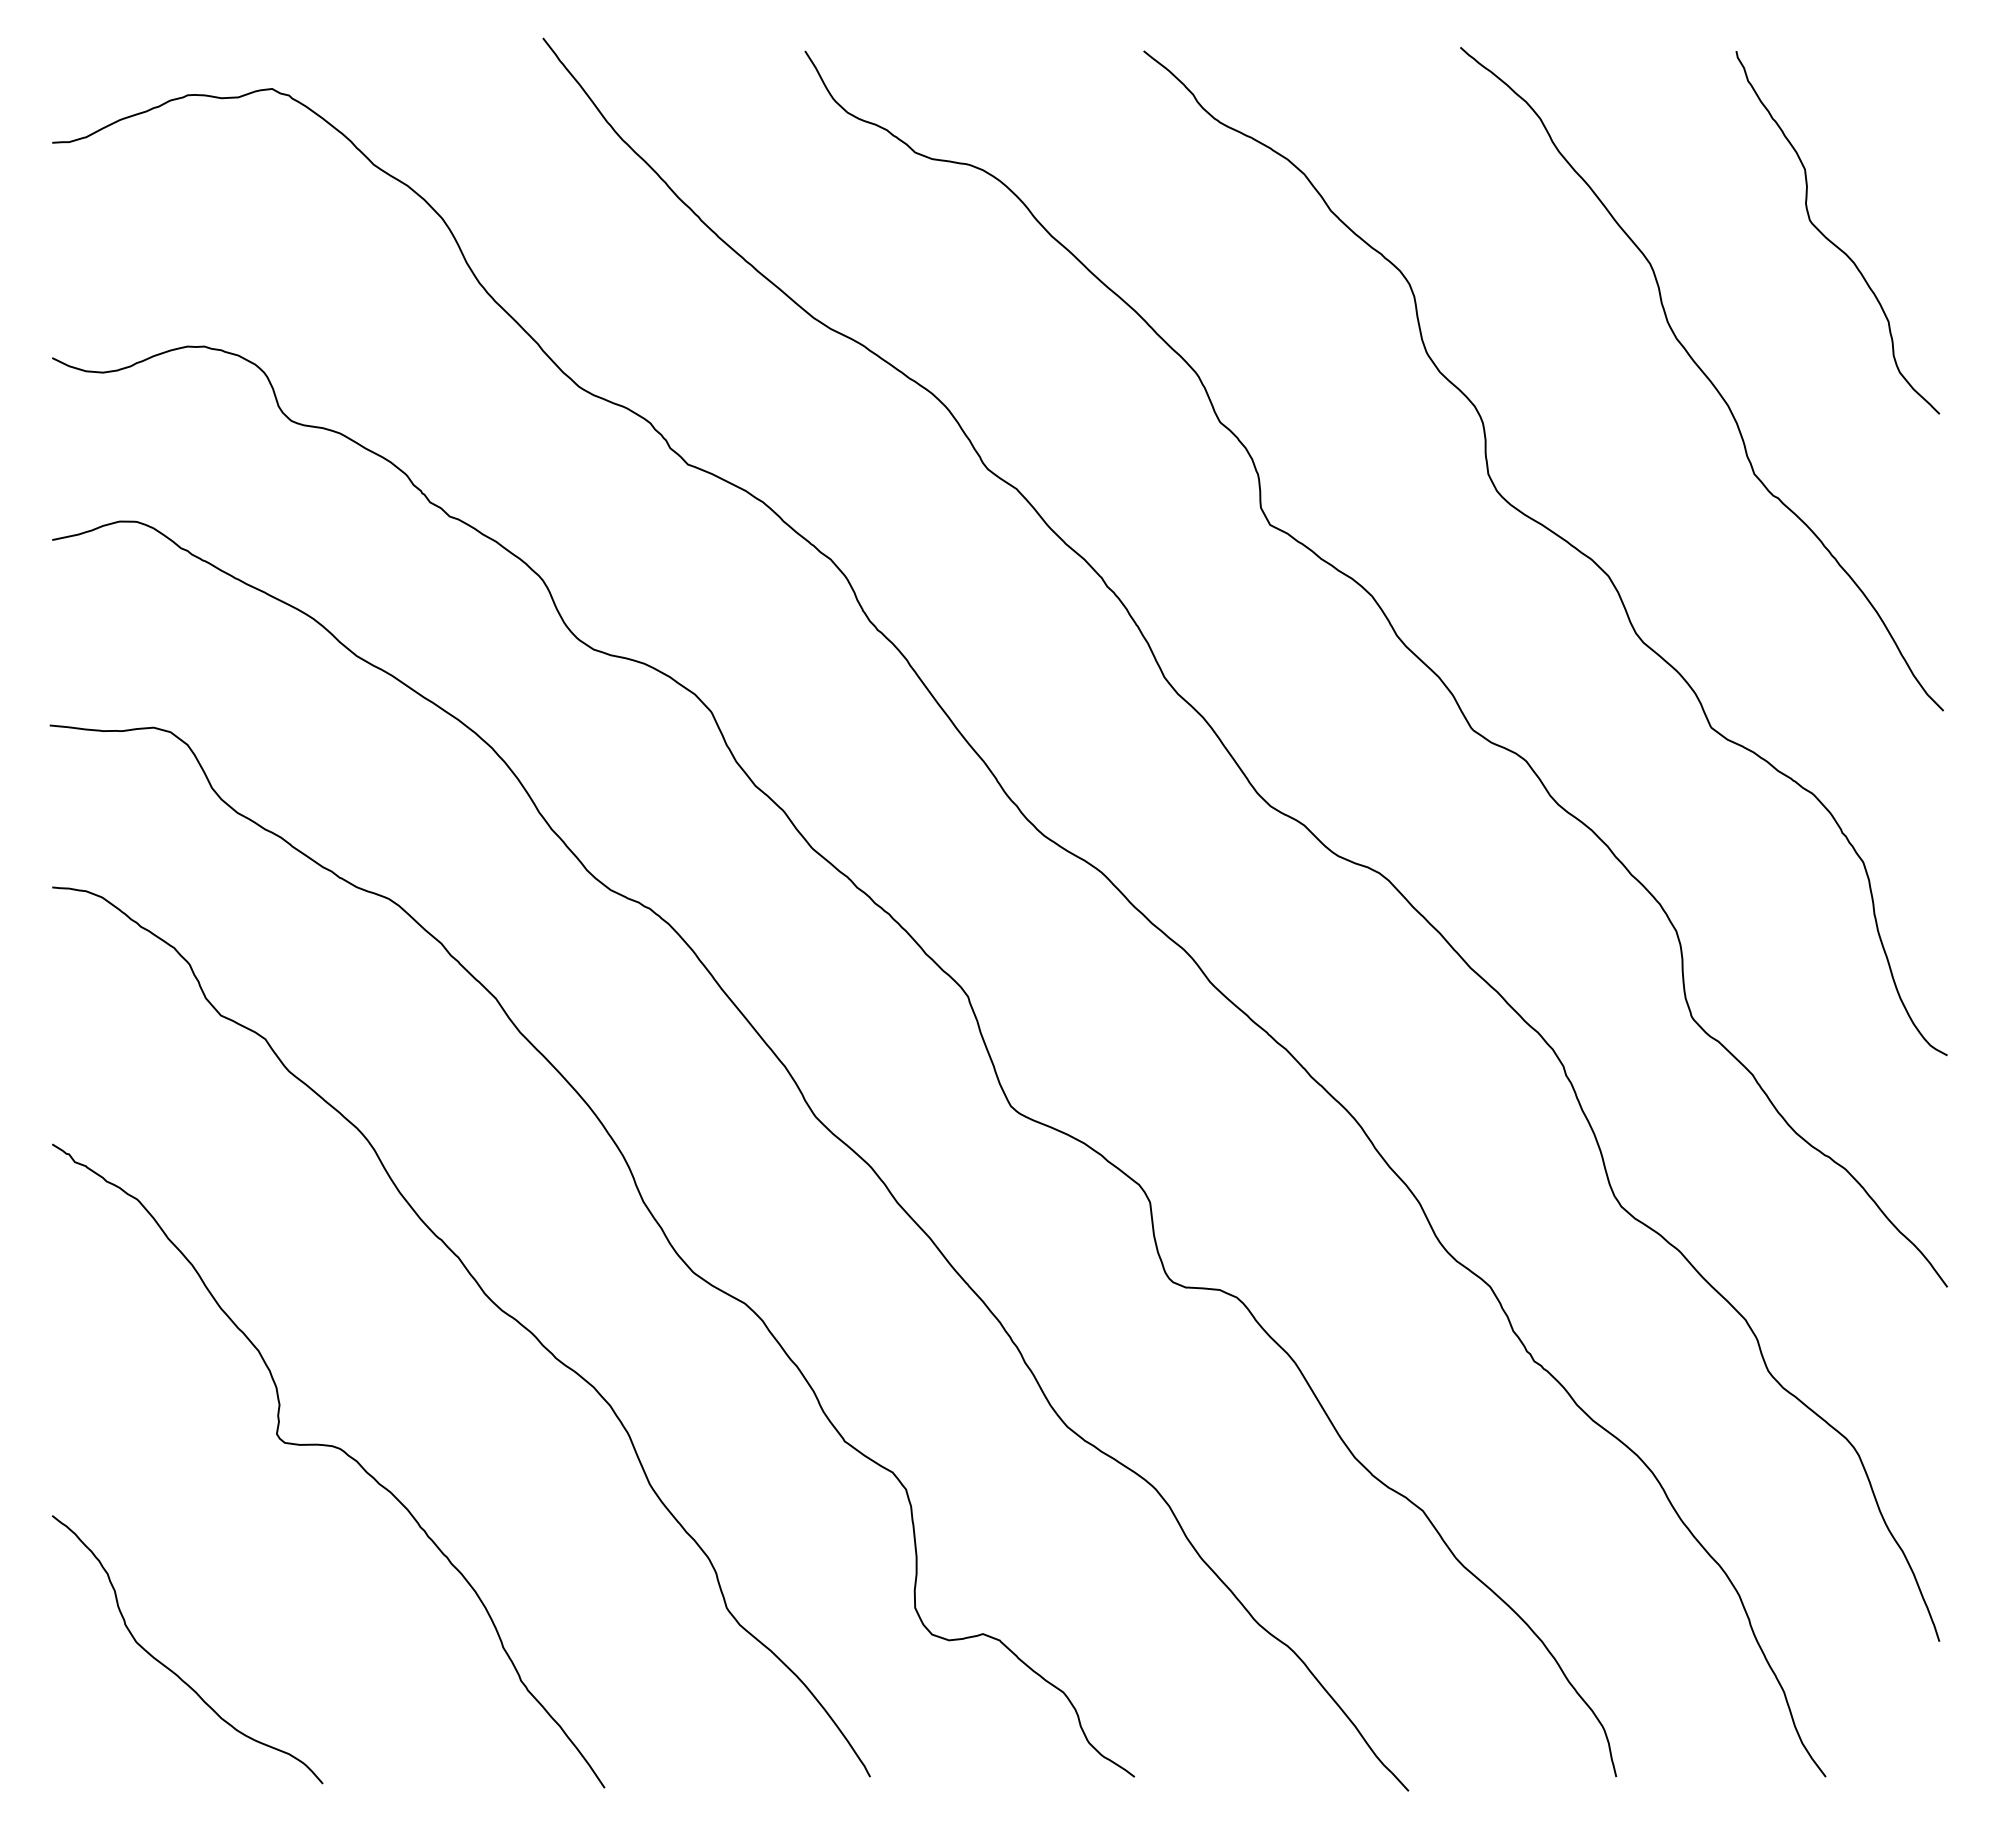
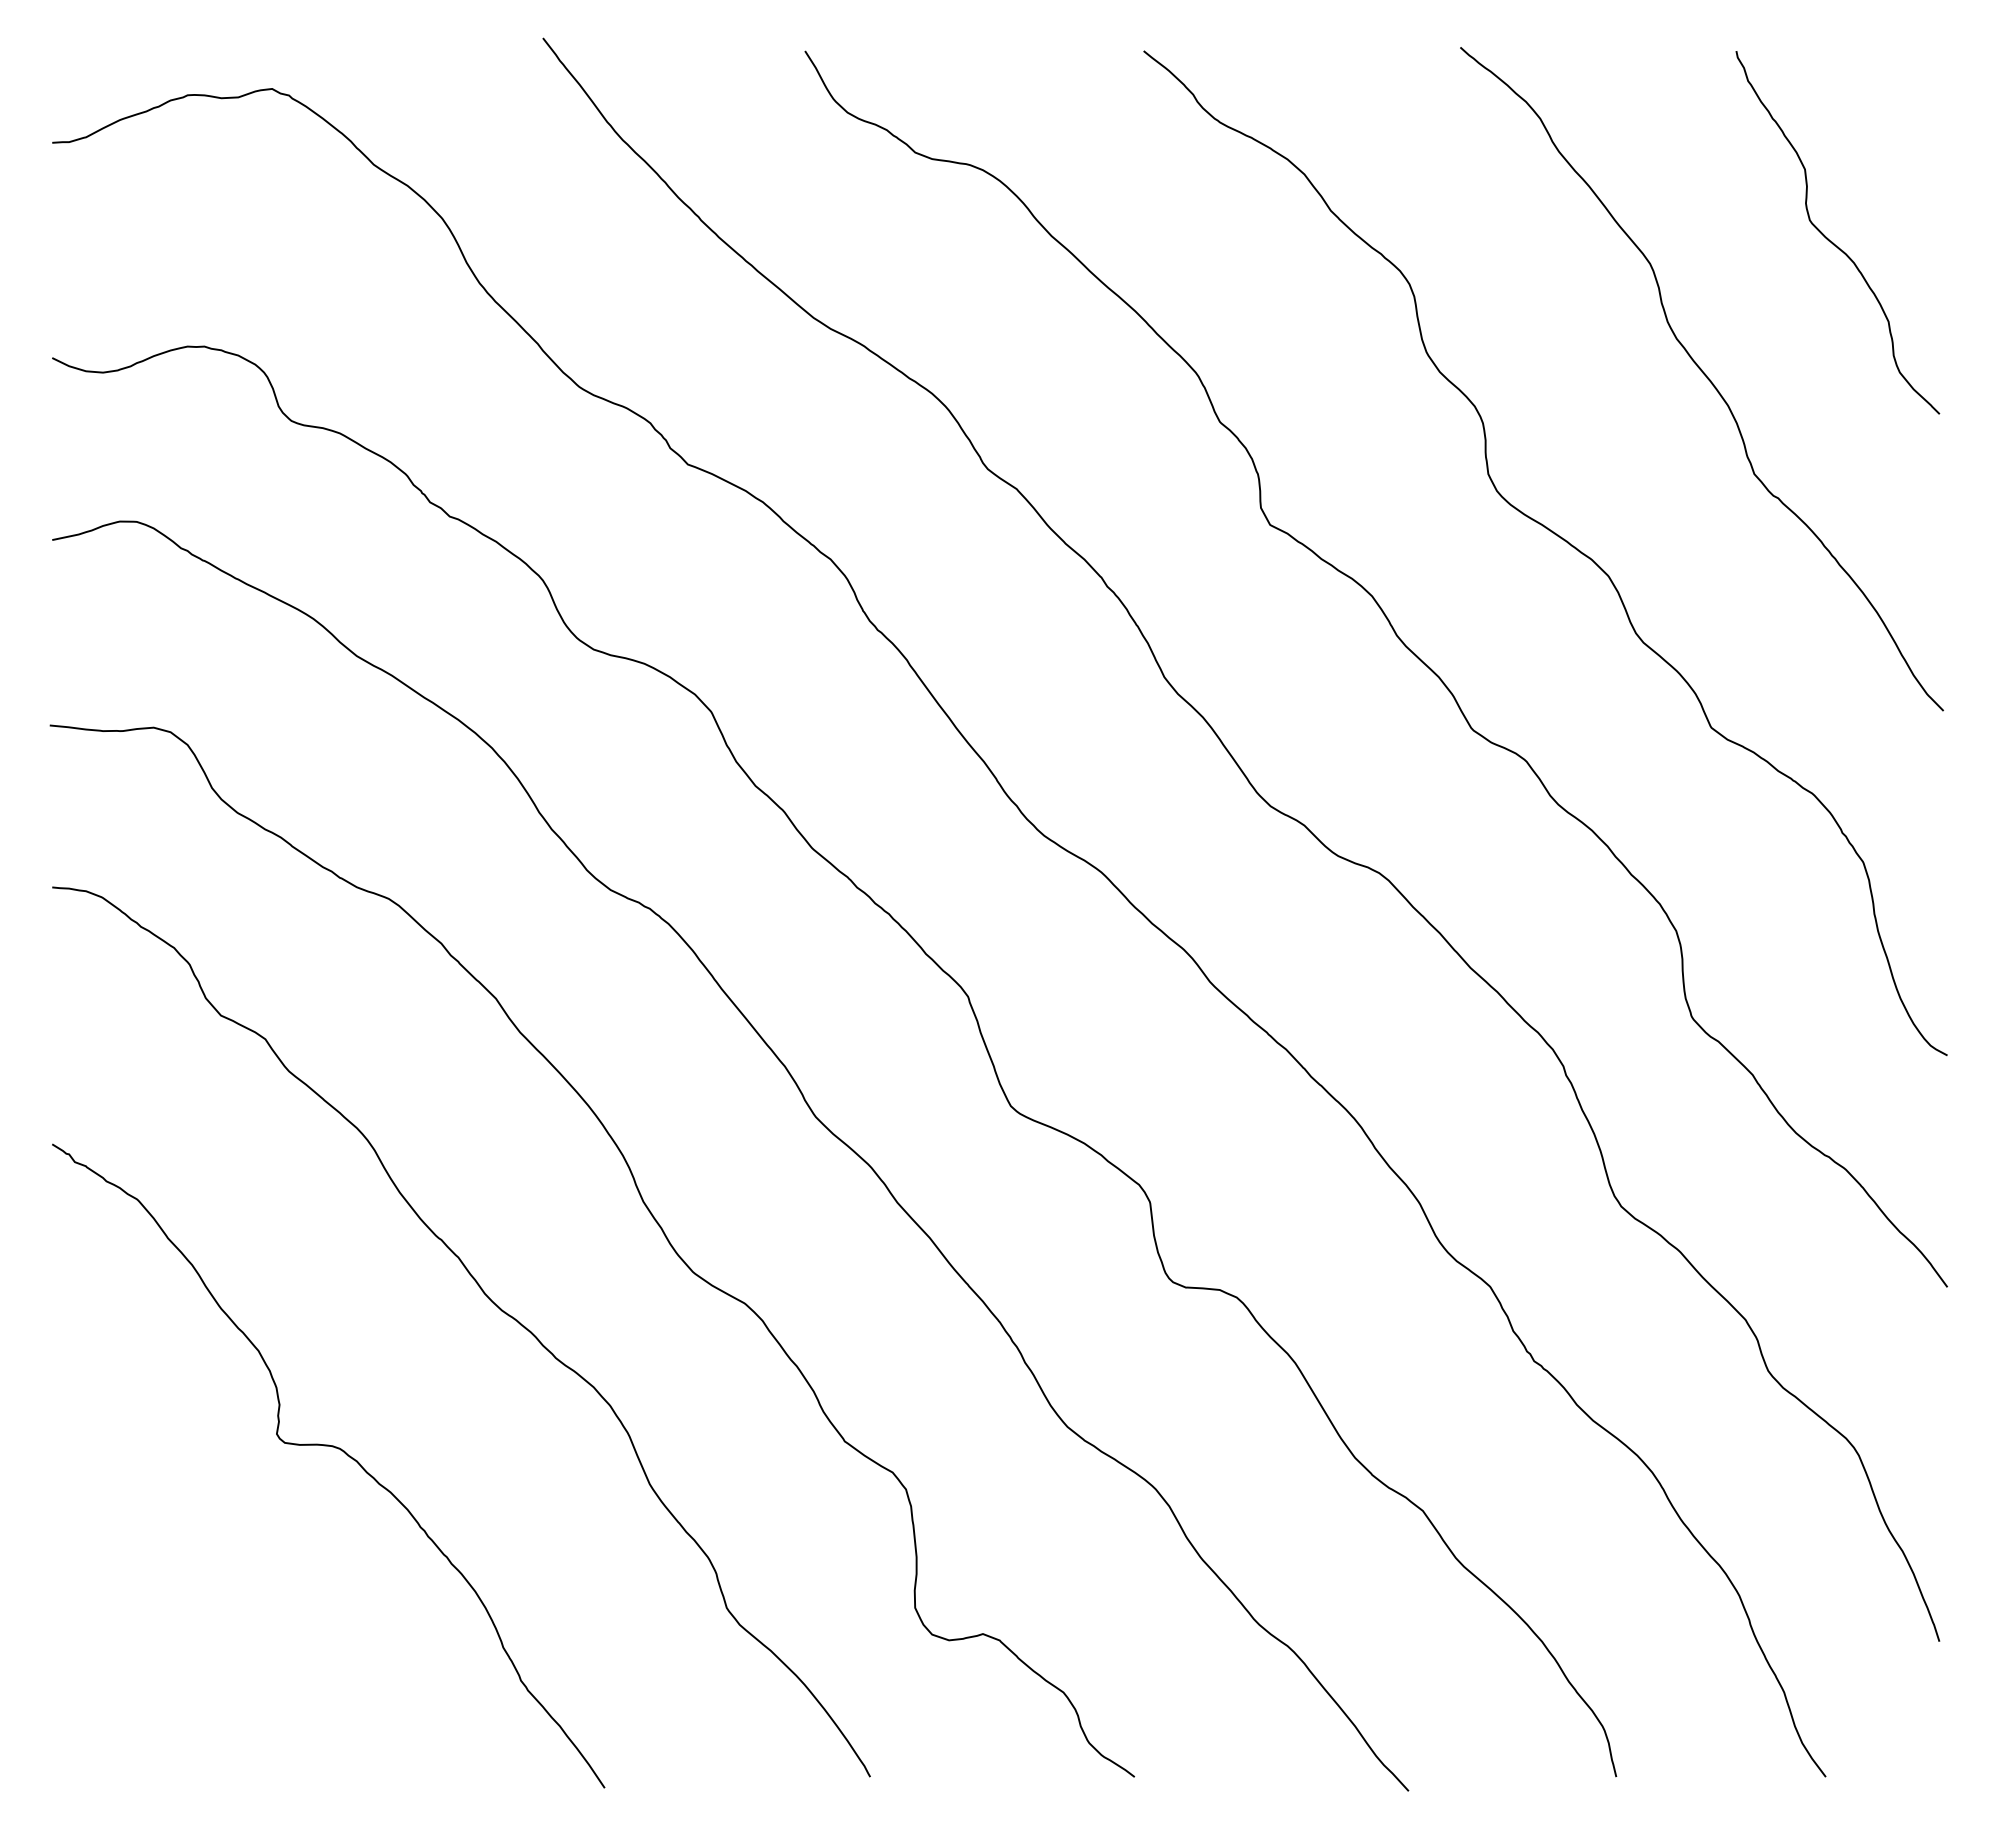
curve: present -> none (171, 1669)
